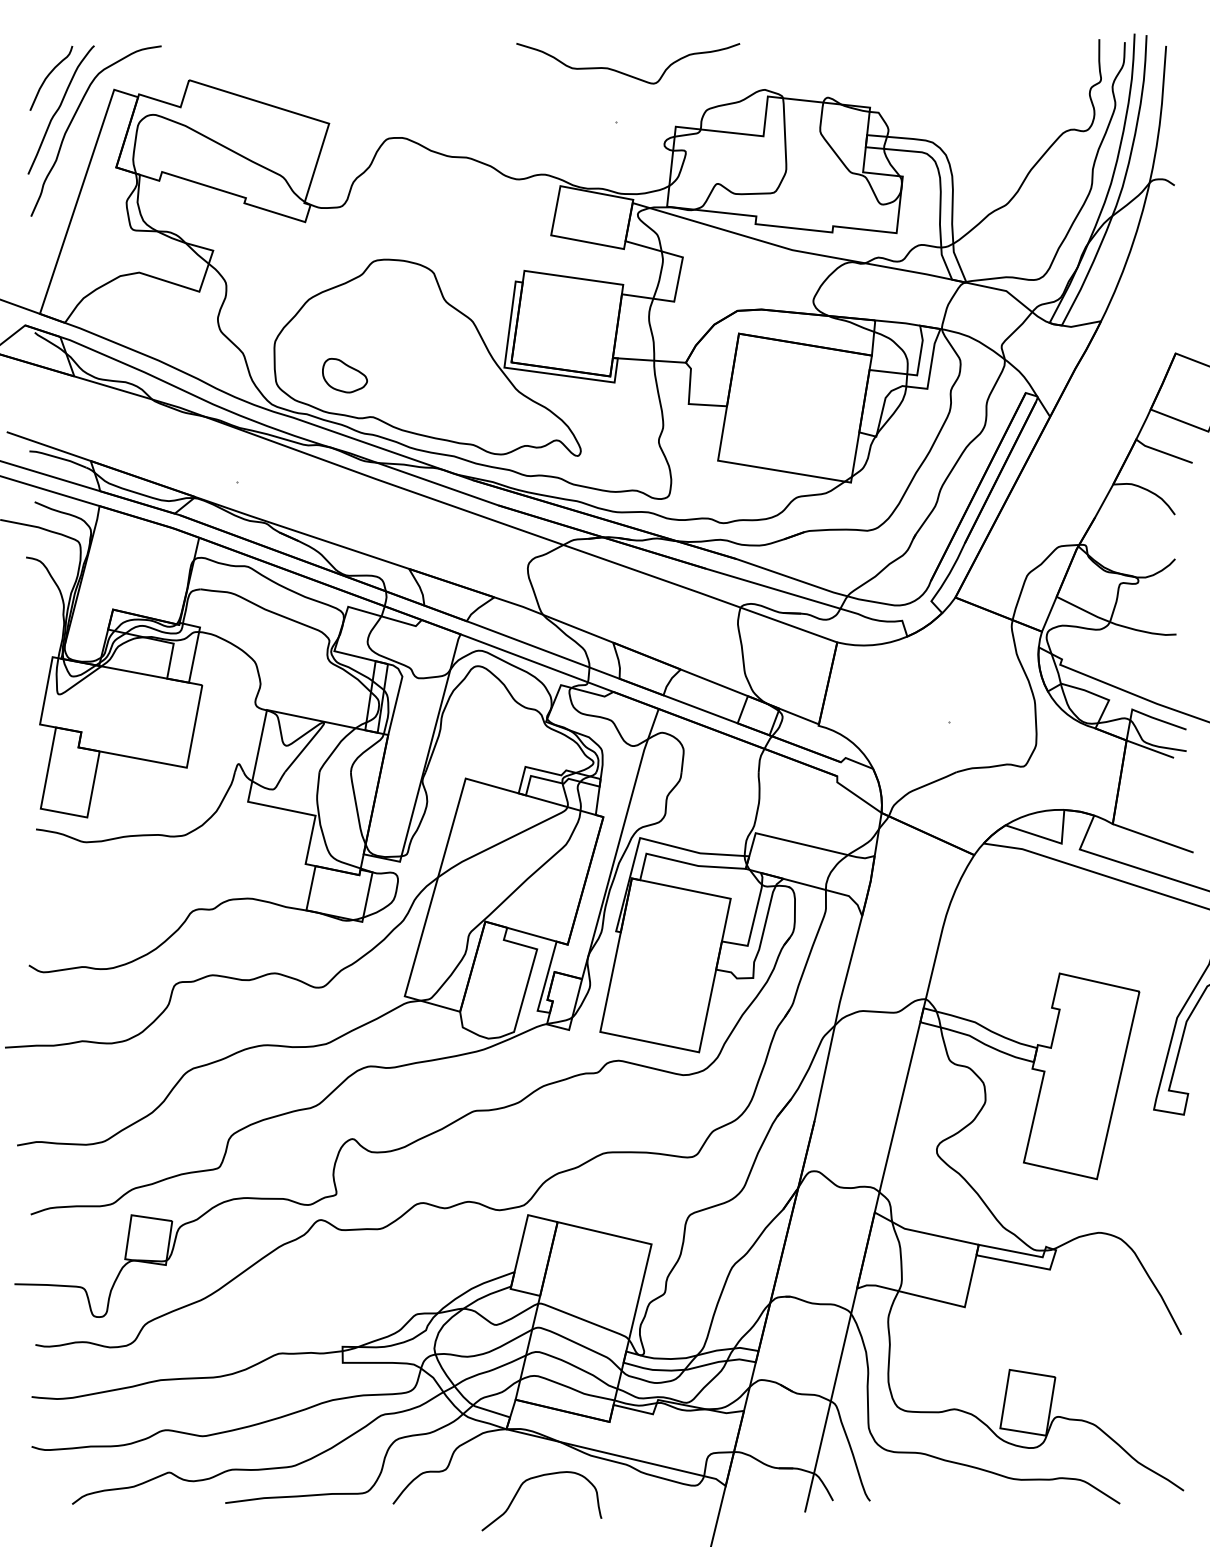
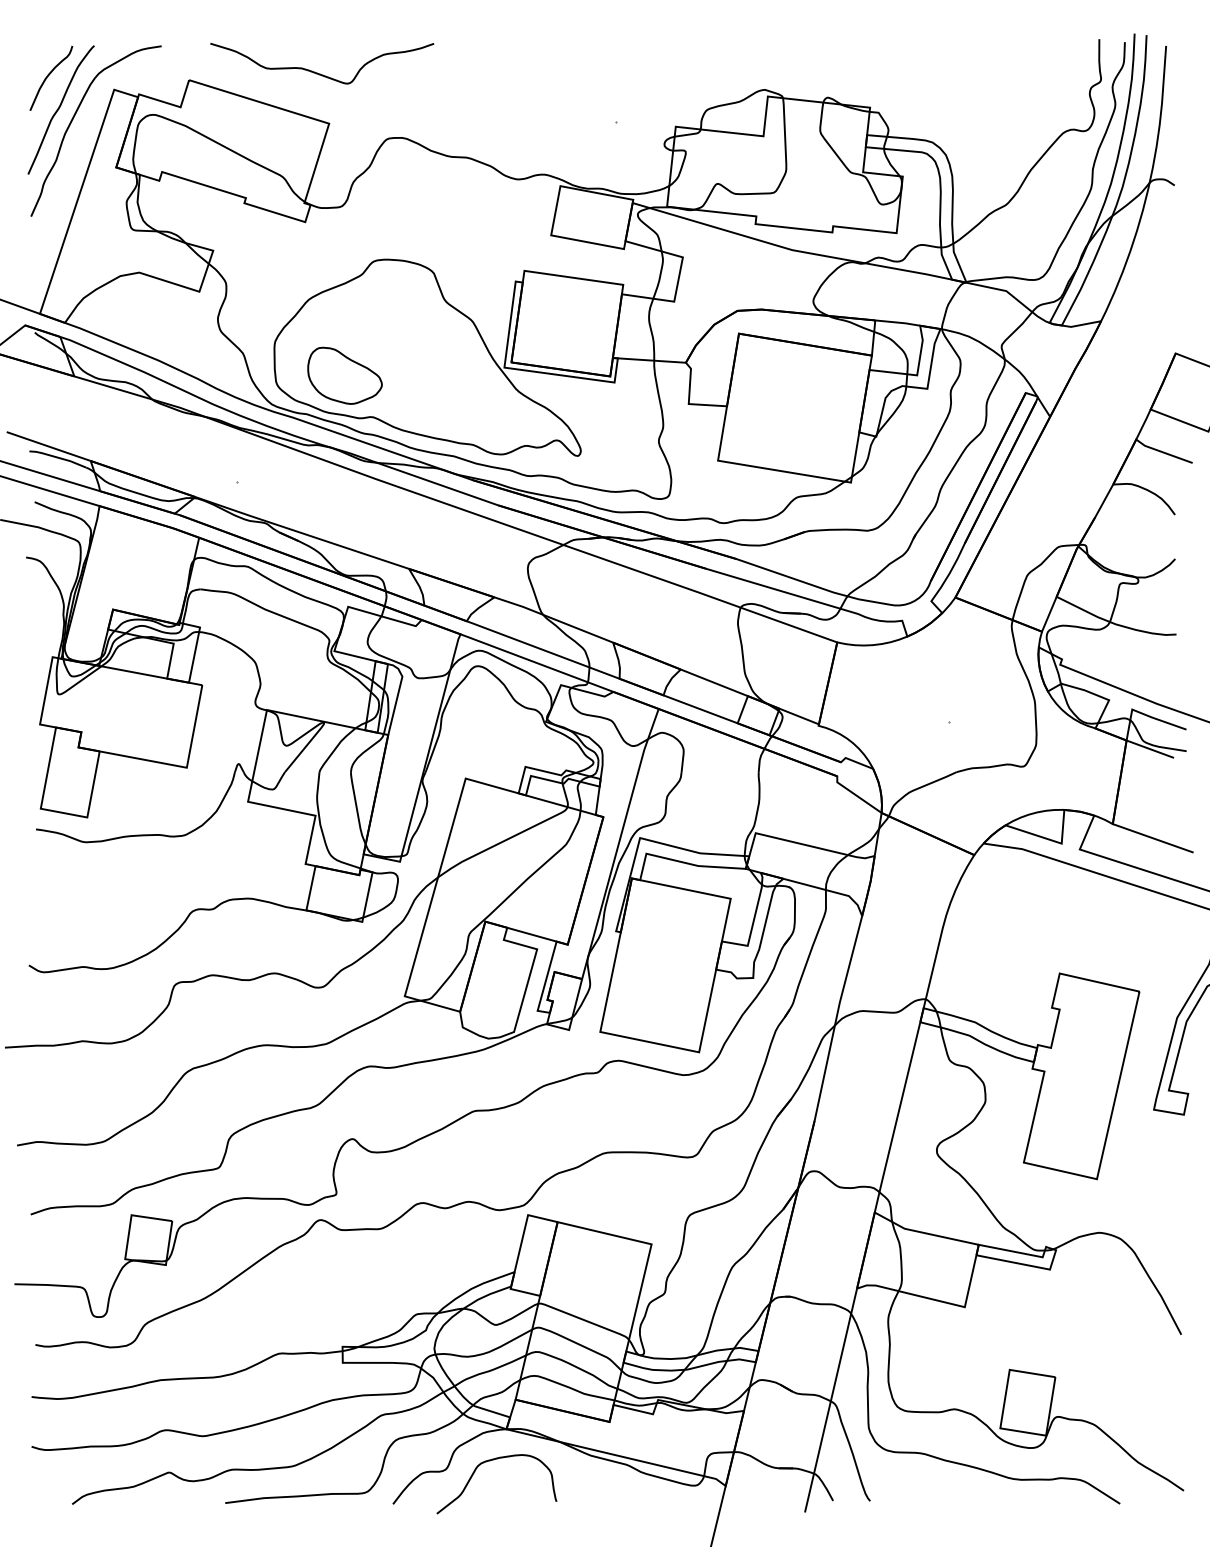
curve position: (626, 73) -> (320, 73) (320, 73)
part size: 46x36 px -> 76x59 px (344, 375)
curve position: (535, 1478) -> (490, 1461) (490, 1461)
